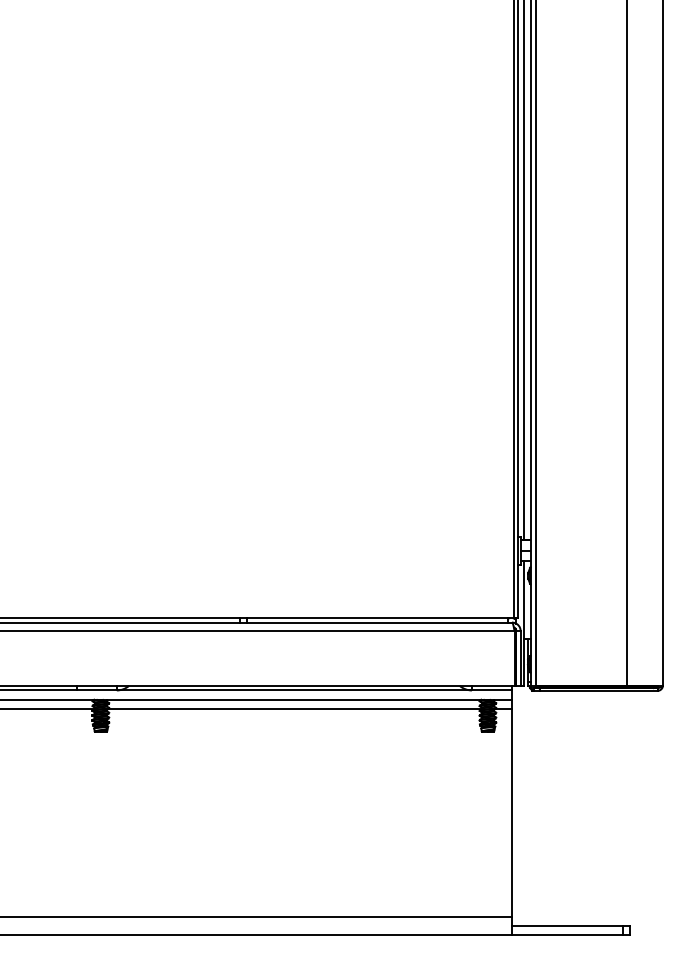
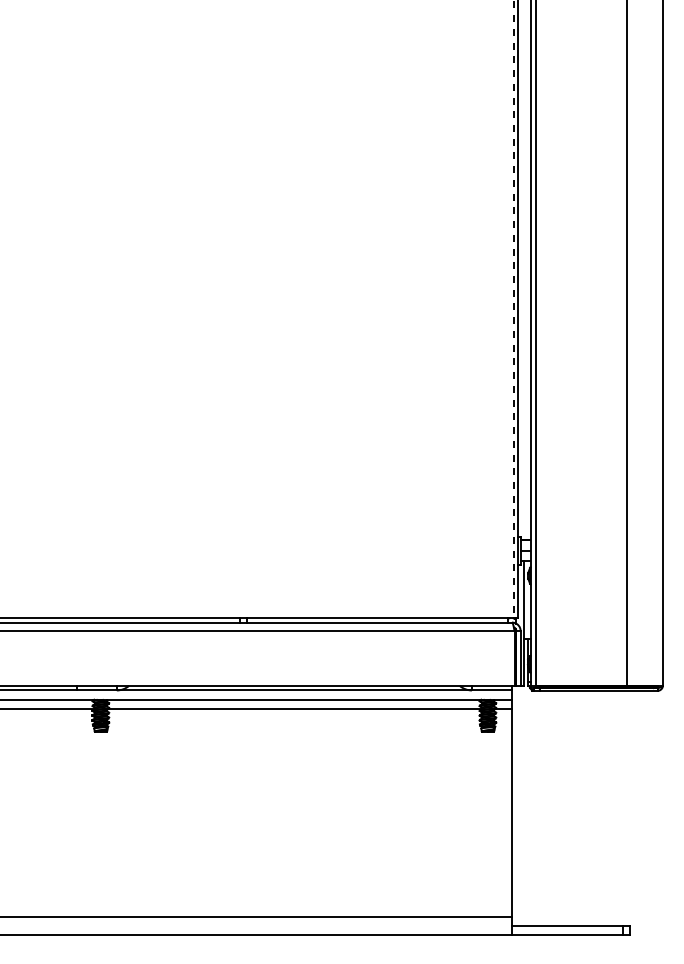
line: present -> none (524, 271)
line: solid -> dashed (513, 309)
